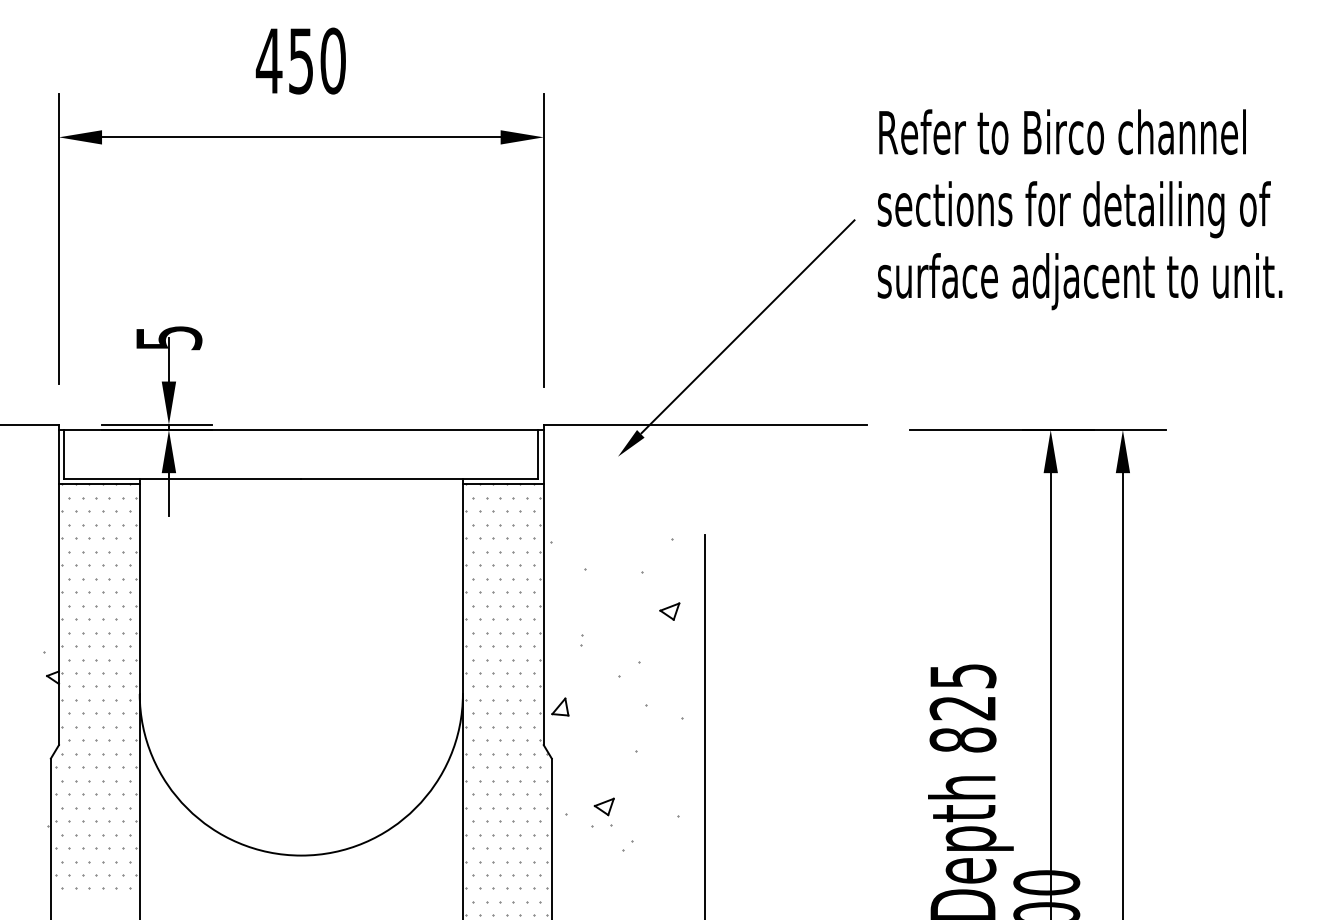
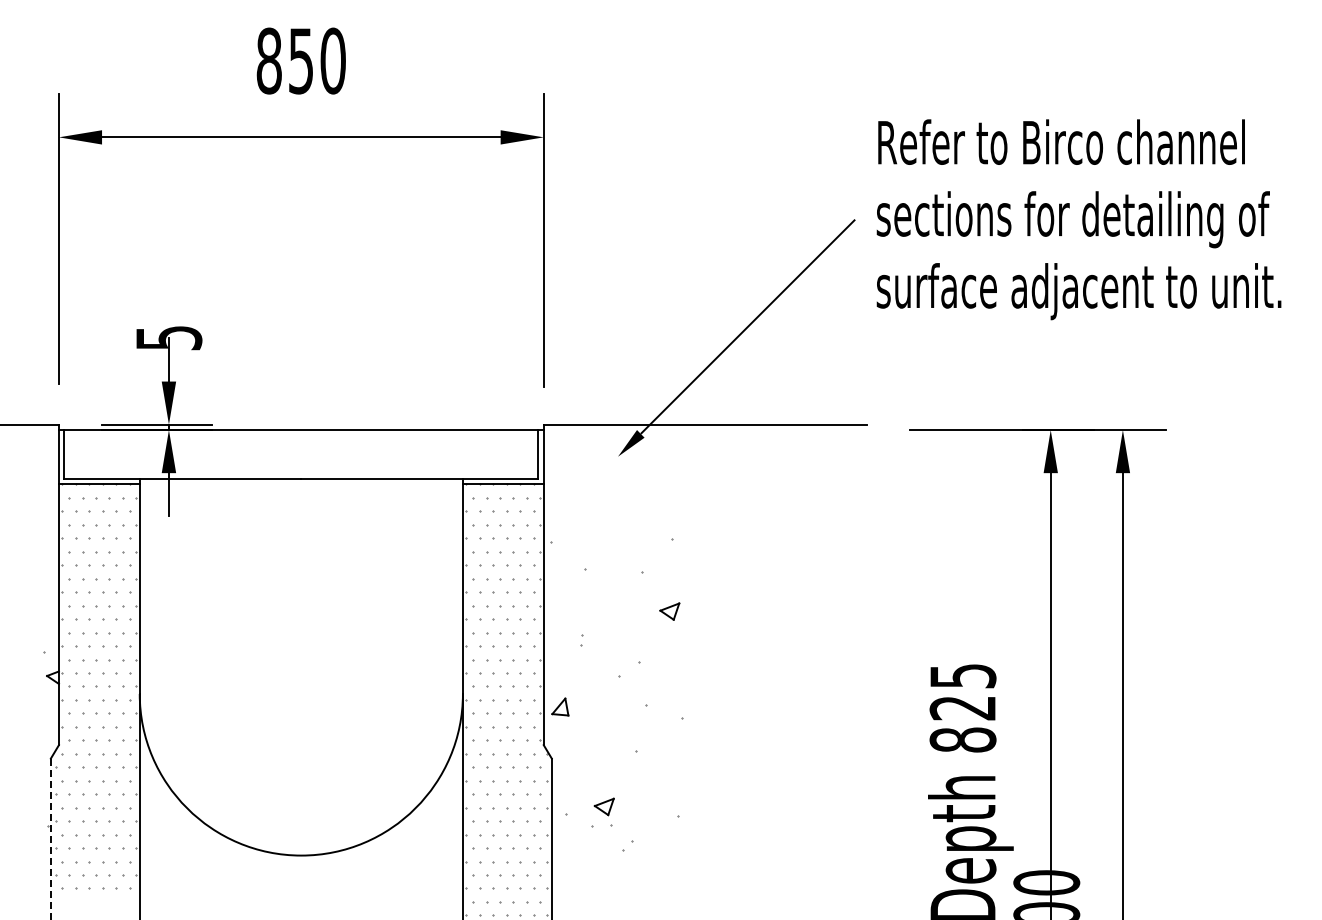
text: 450 -> 850 (268, 60)
text position: (1079, 209) -> (1078, 219) (1078, 219)
line: present -> none (705, 725)
line: solid -> dashed (50, 839)
